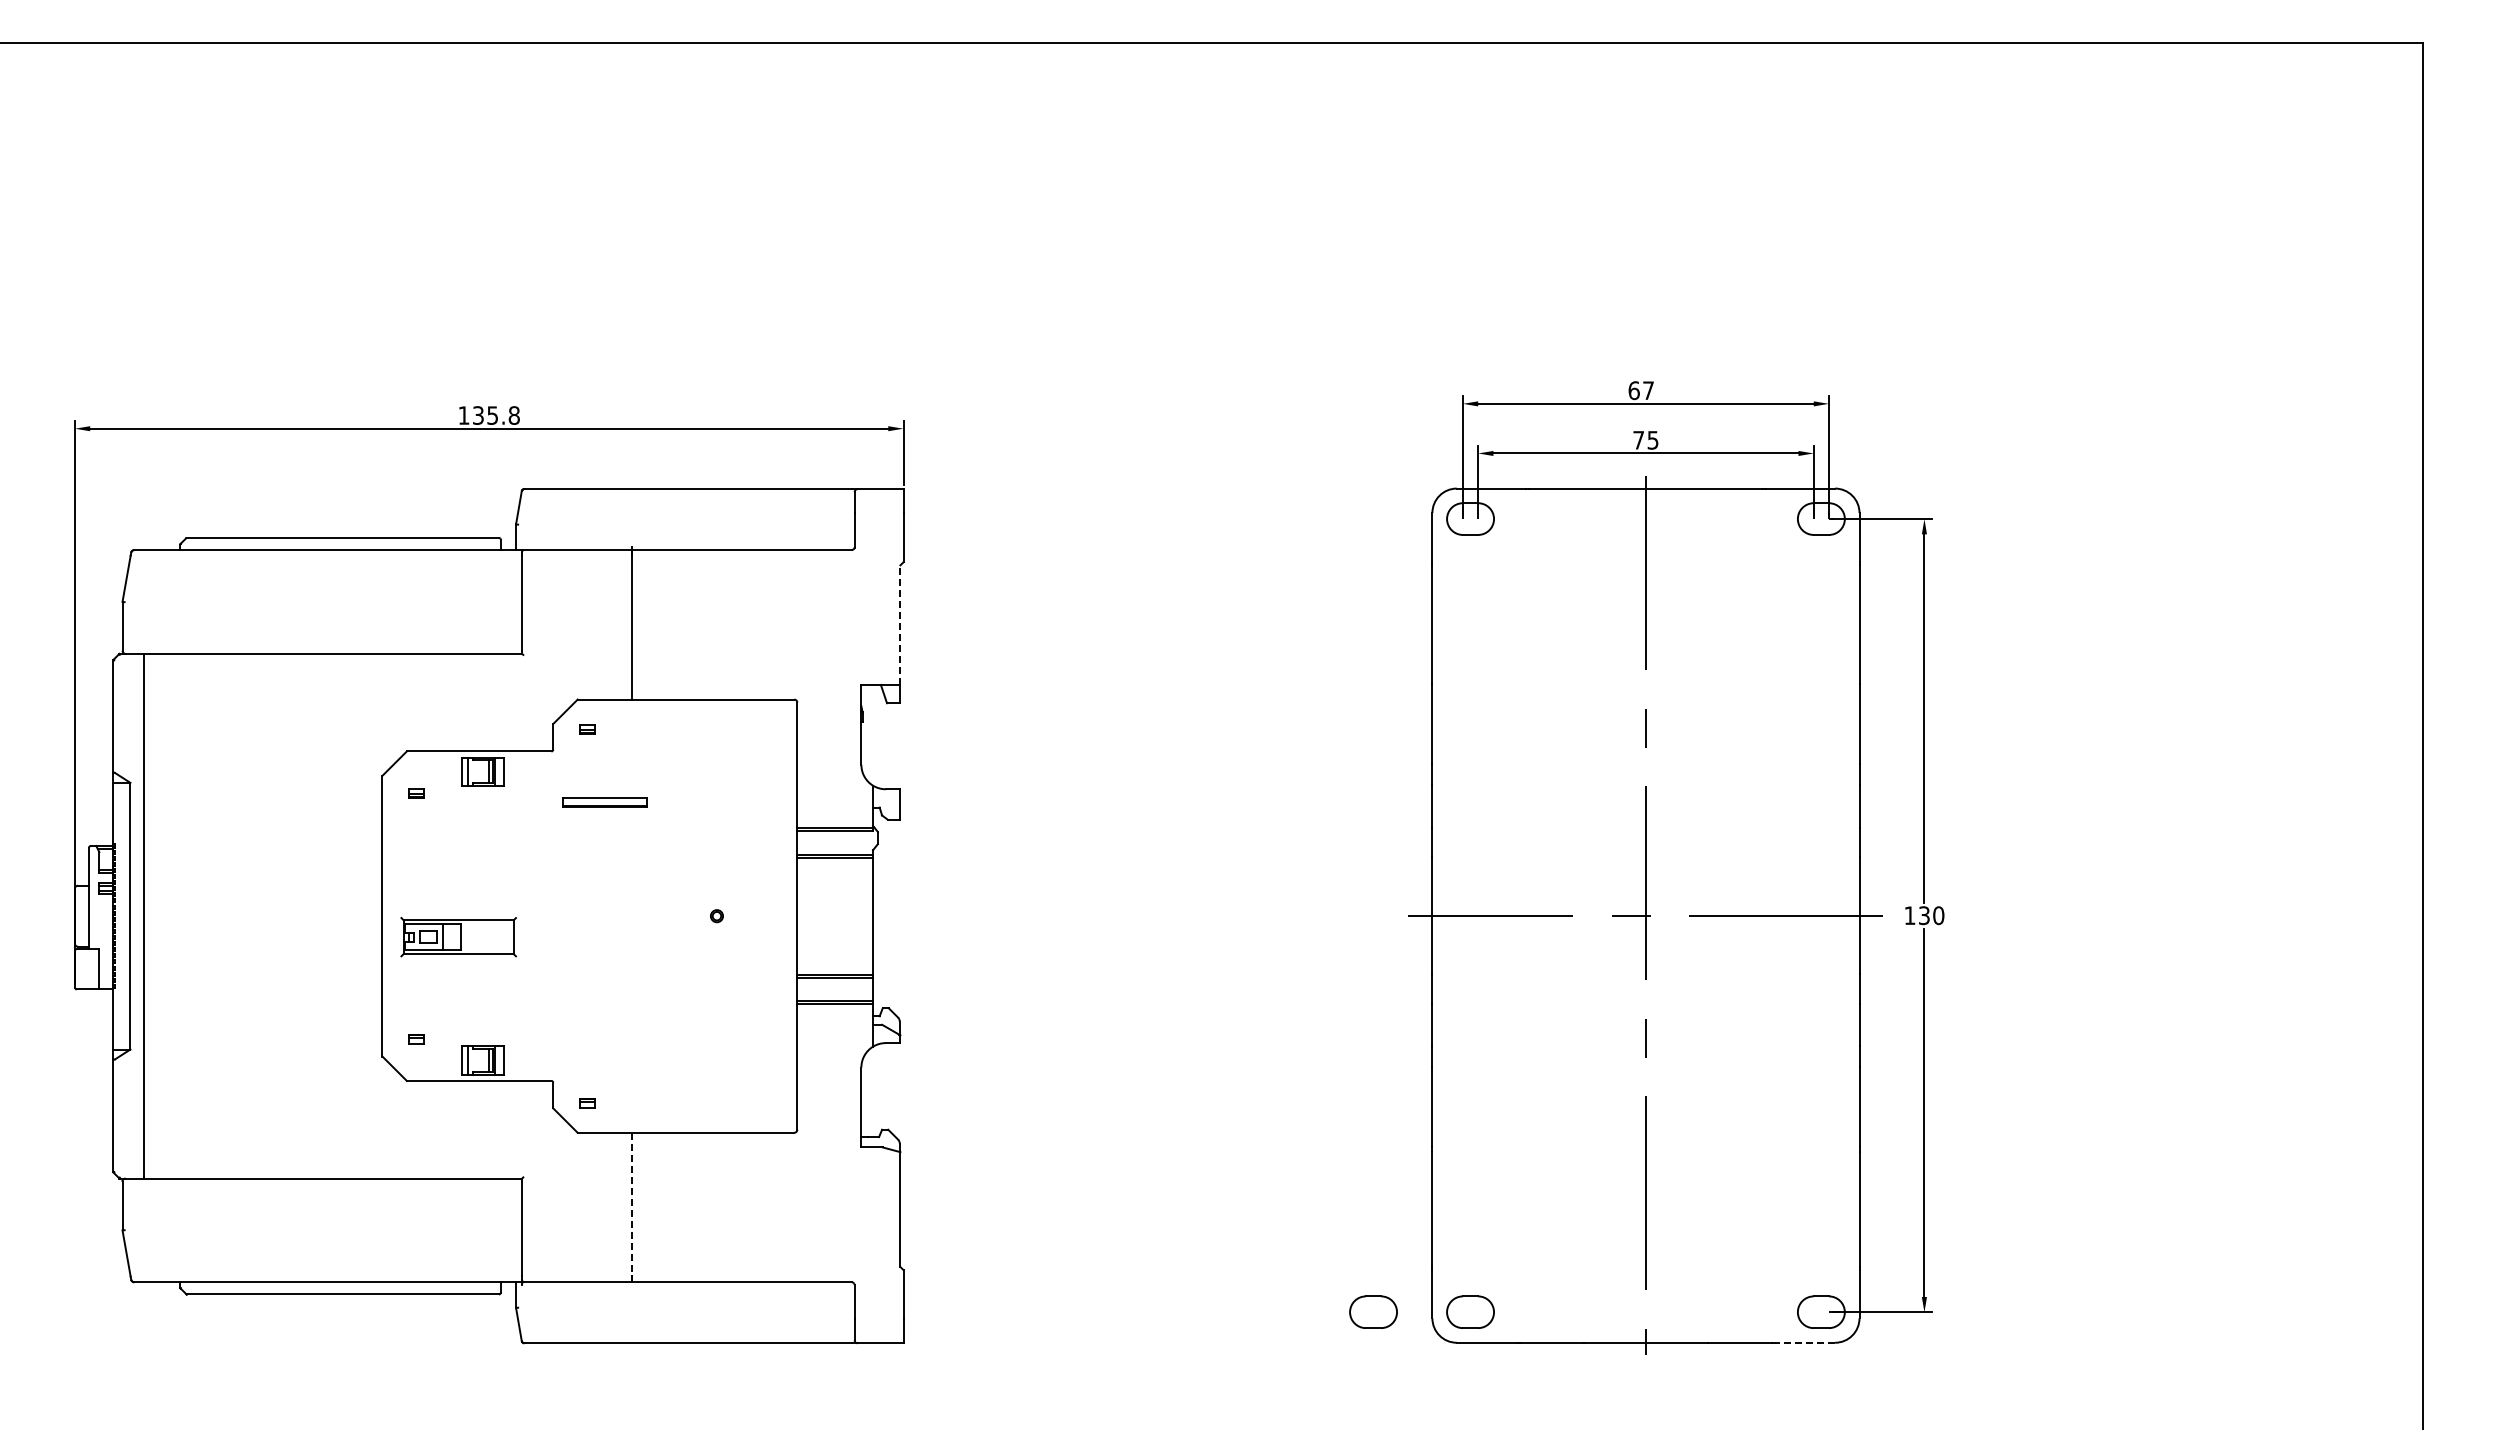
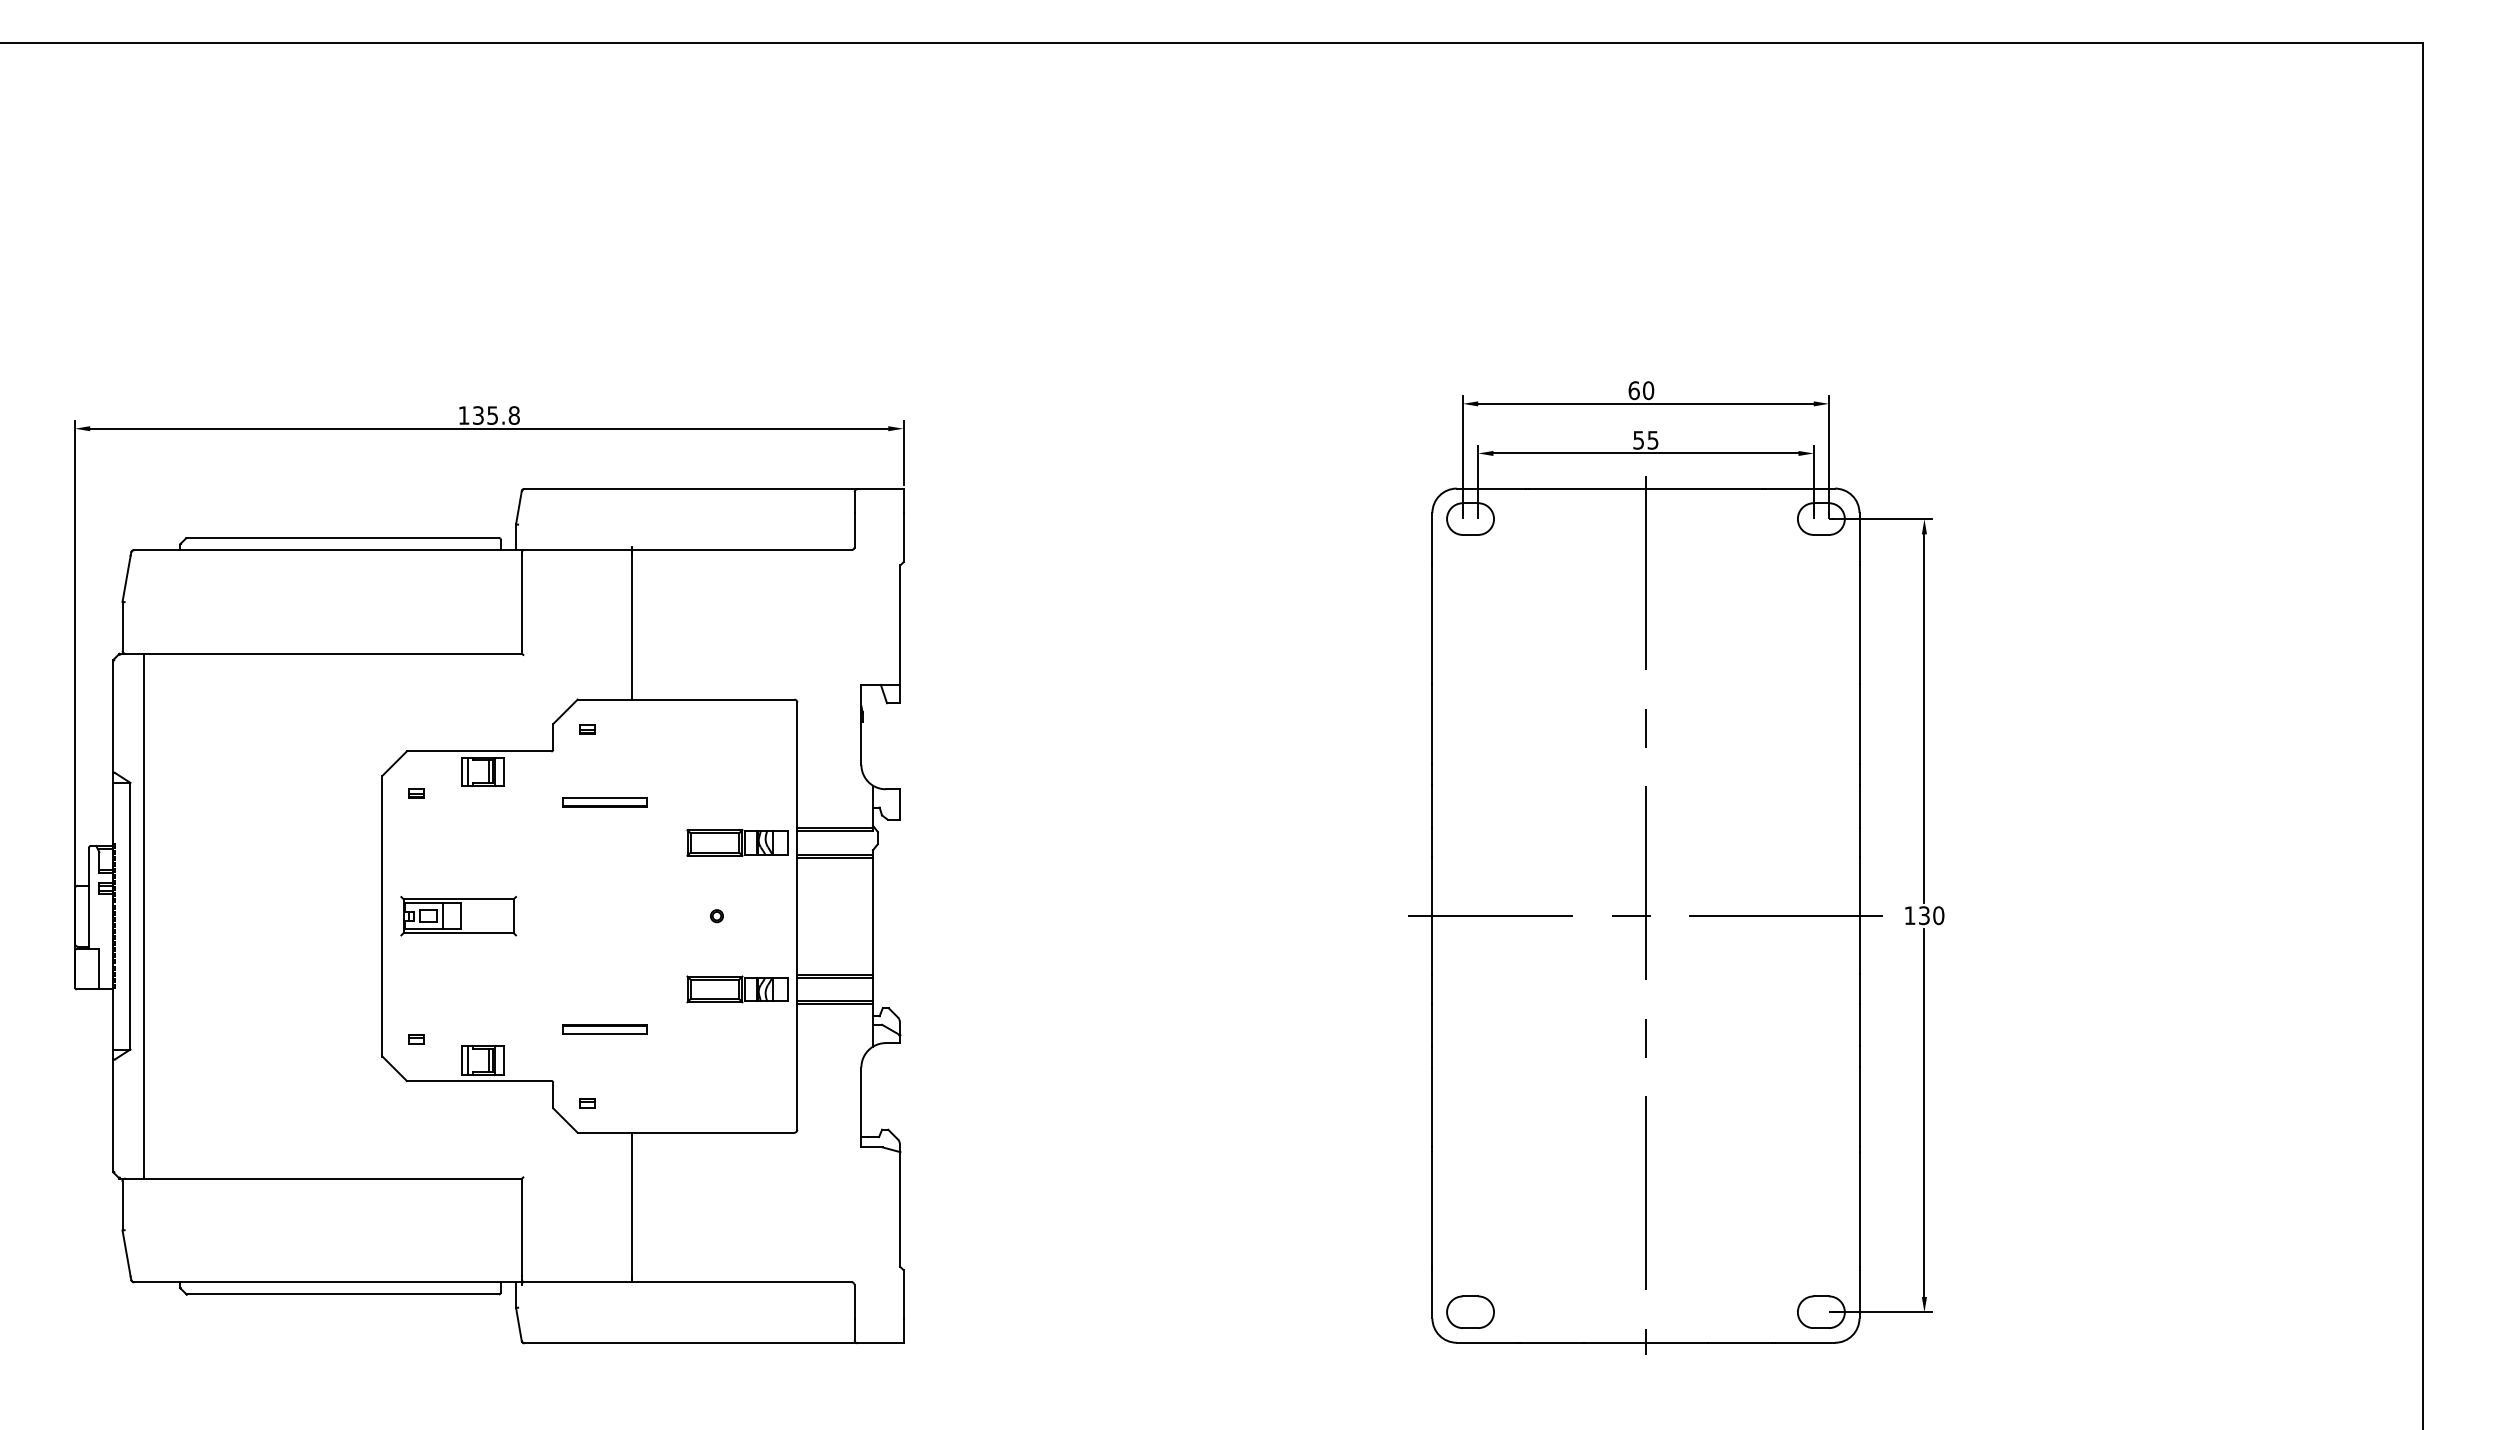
text: 67 -> 60 (1648, 390)
text: 75 -> 55 (1638, 440)
line: dashed -> solid (900, 625)
part: none -> present (737, 842)
part position: (458, 937) -> (458, 916) (458, 916)
part: none -> present (737, 989)
part: none -> present (604, 1029)
line: dashed -> solid (631, 1204)
part: present -> none (1373, 1311)
line: dashed -> solid (1805, 1342)
